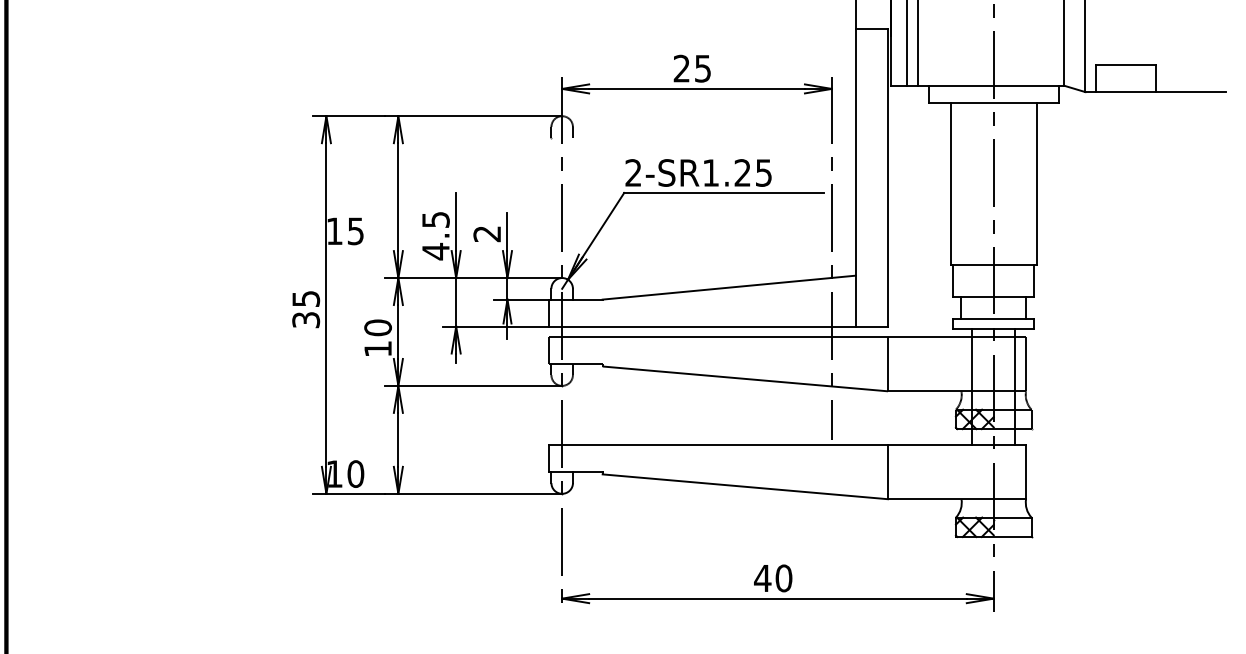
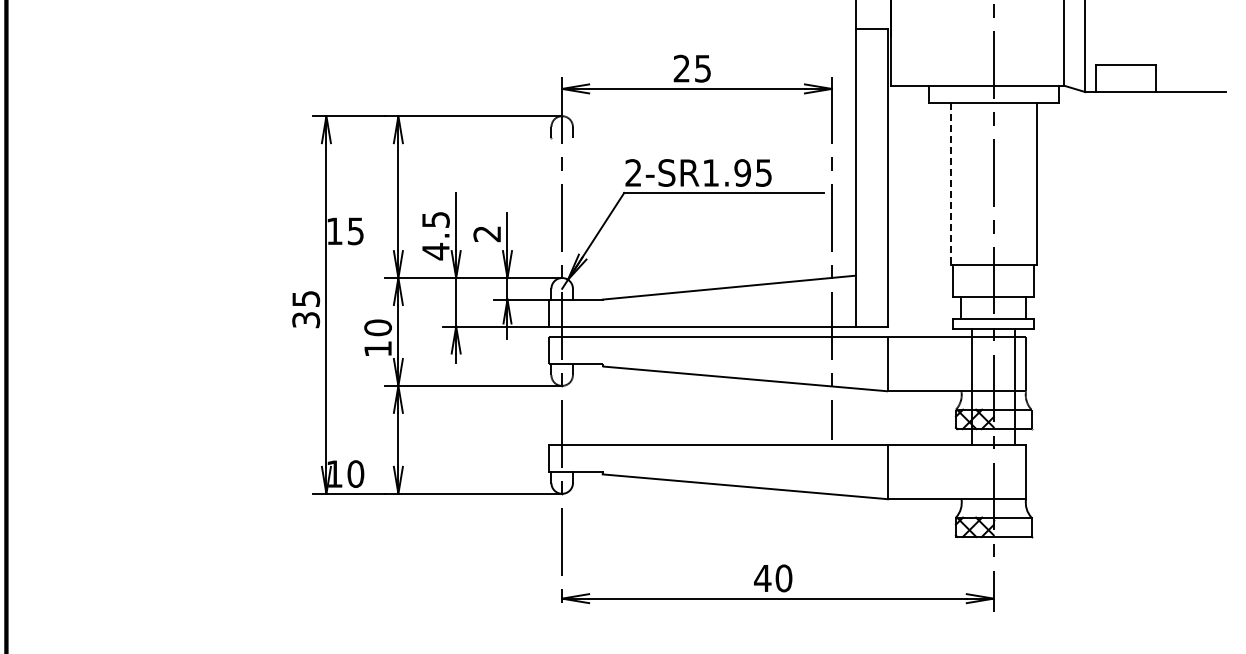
line: present -> none (907, 43)
line: present -> none (918, 43)
text: 2-SR1.25 -> 2-SR1.95 (742, 172)
line: solid -> dashed (950, 183)
